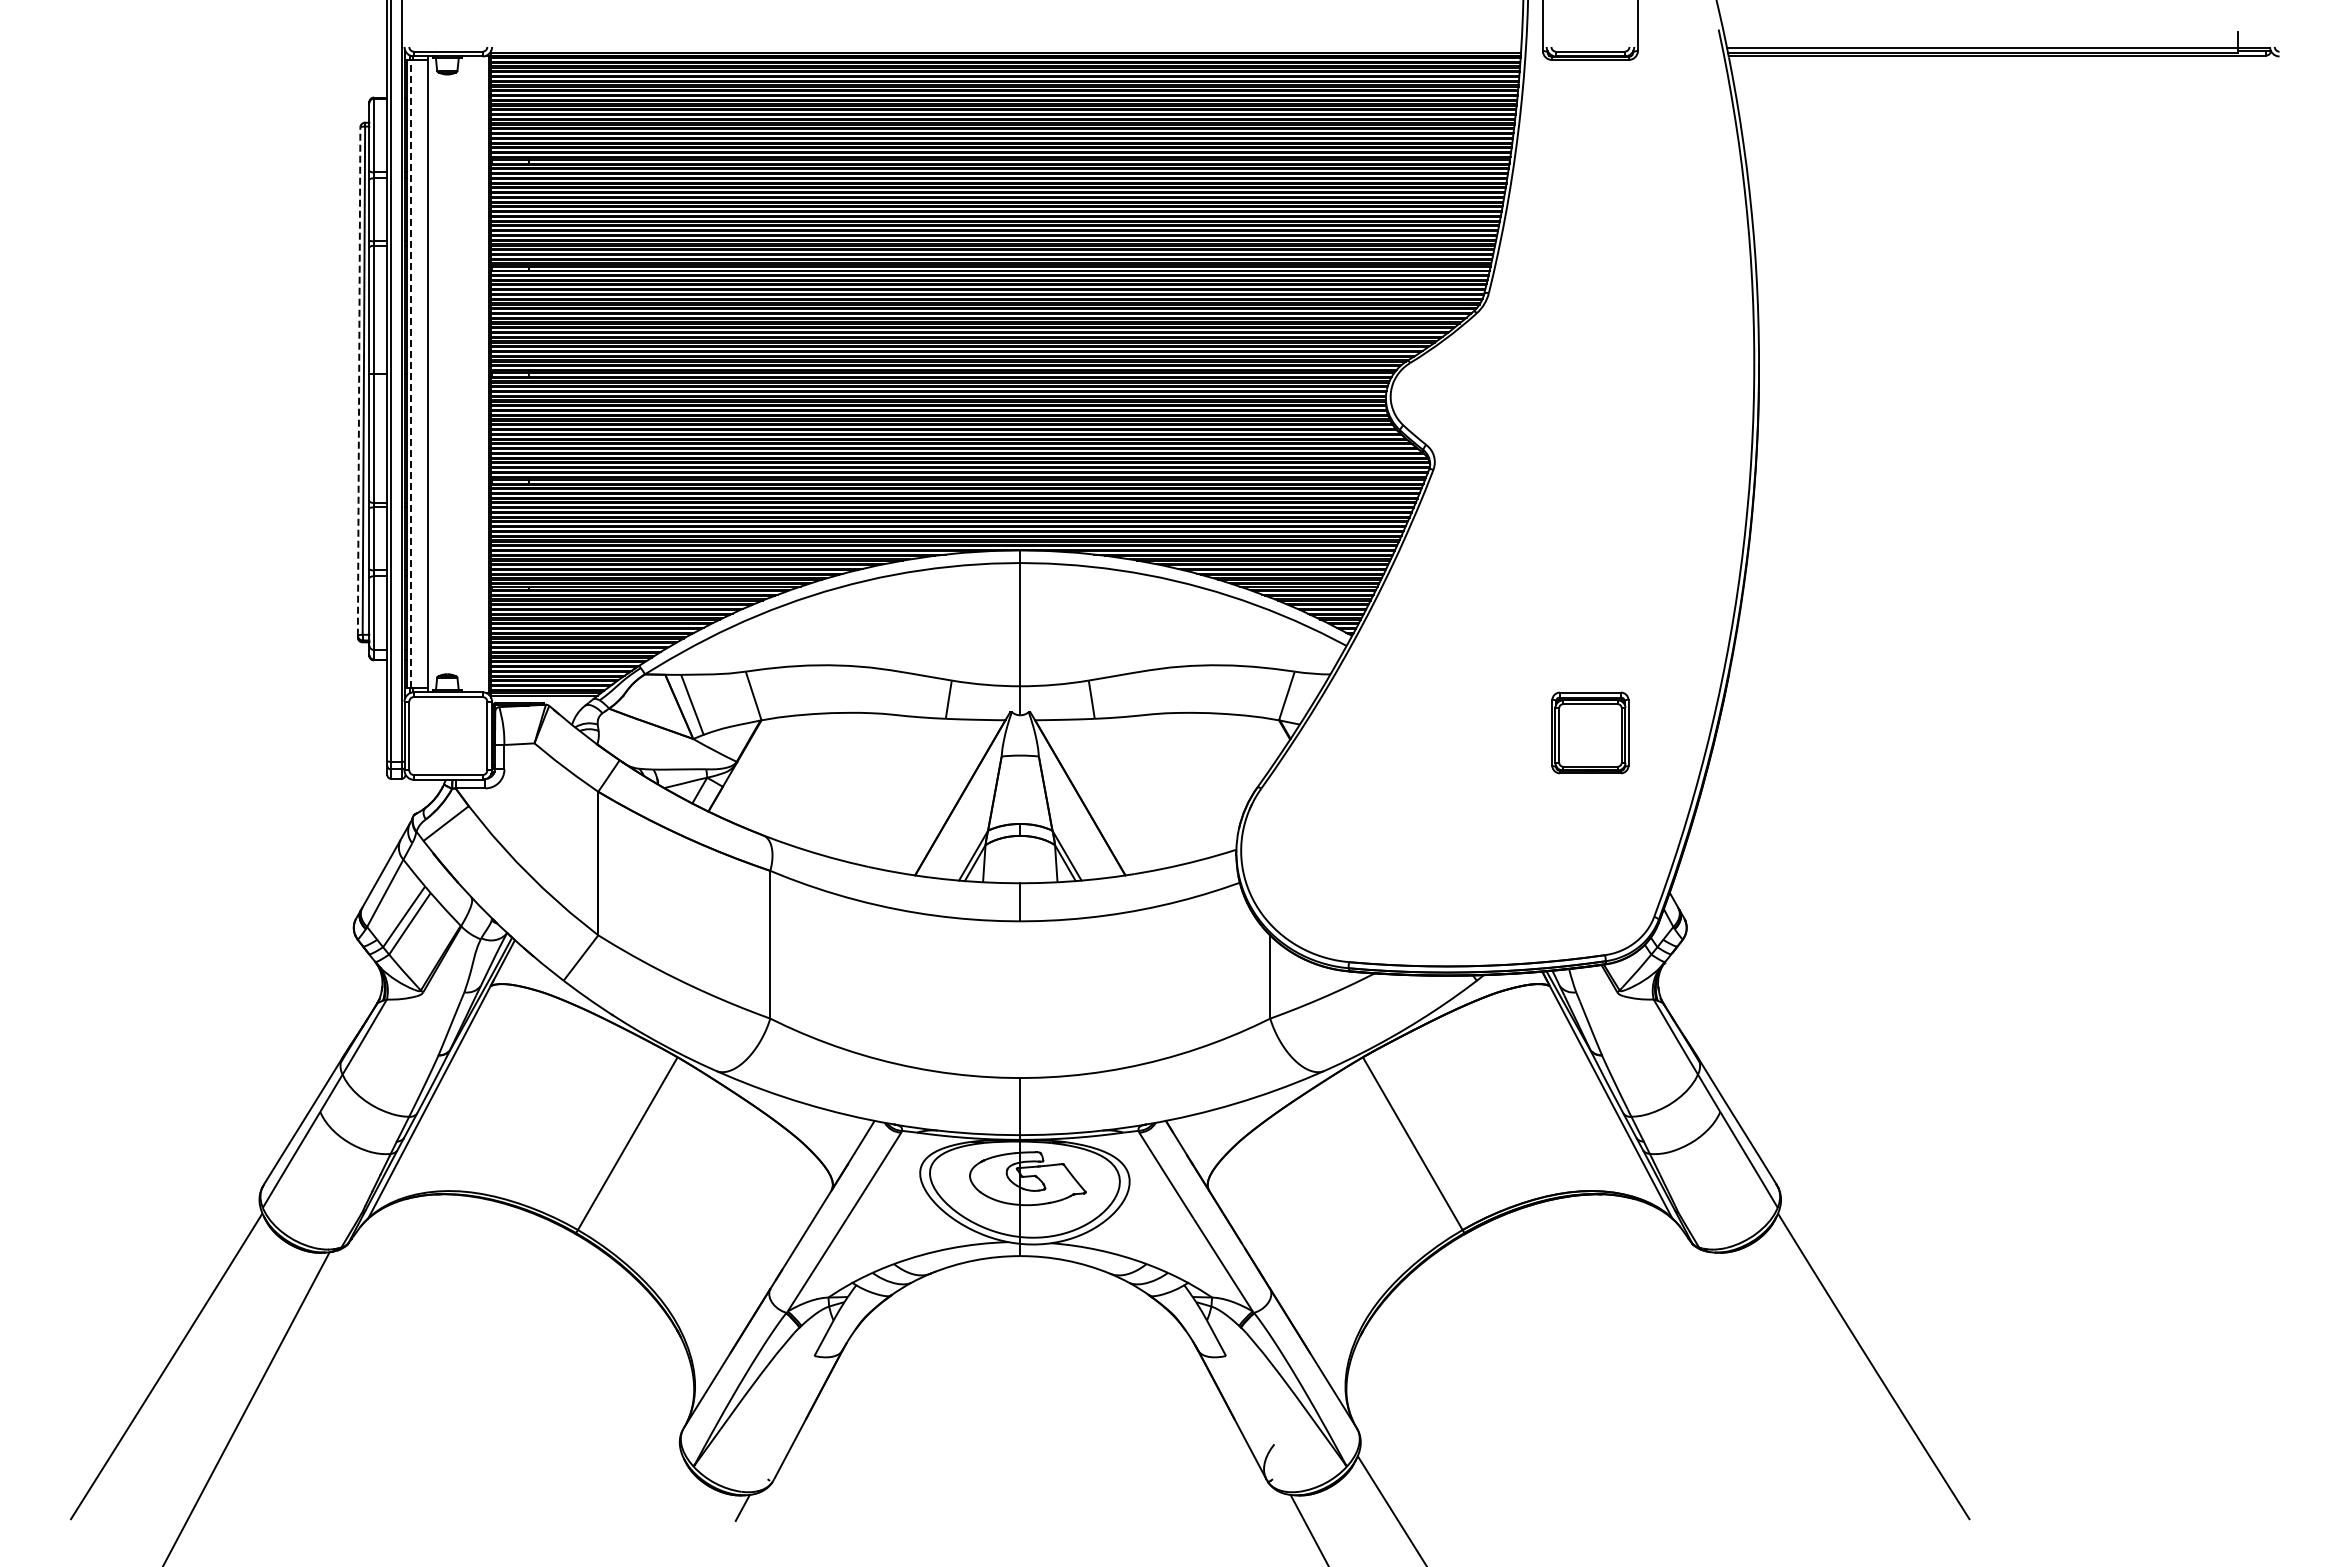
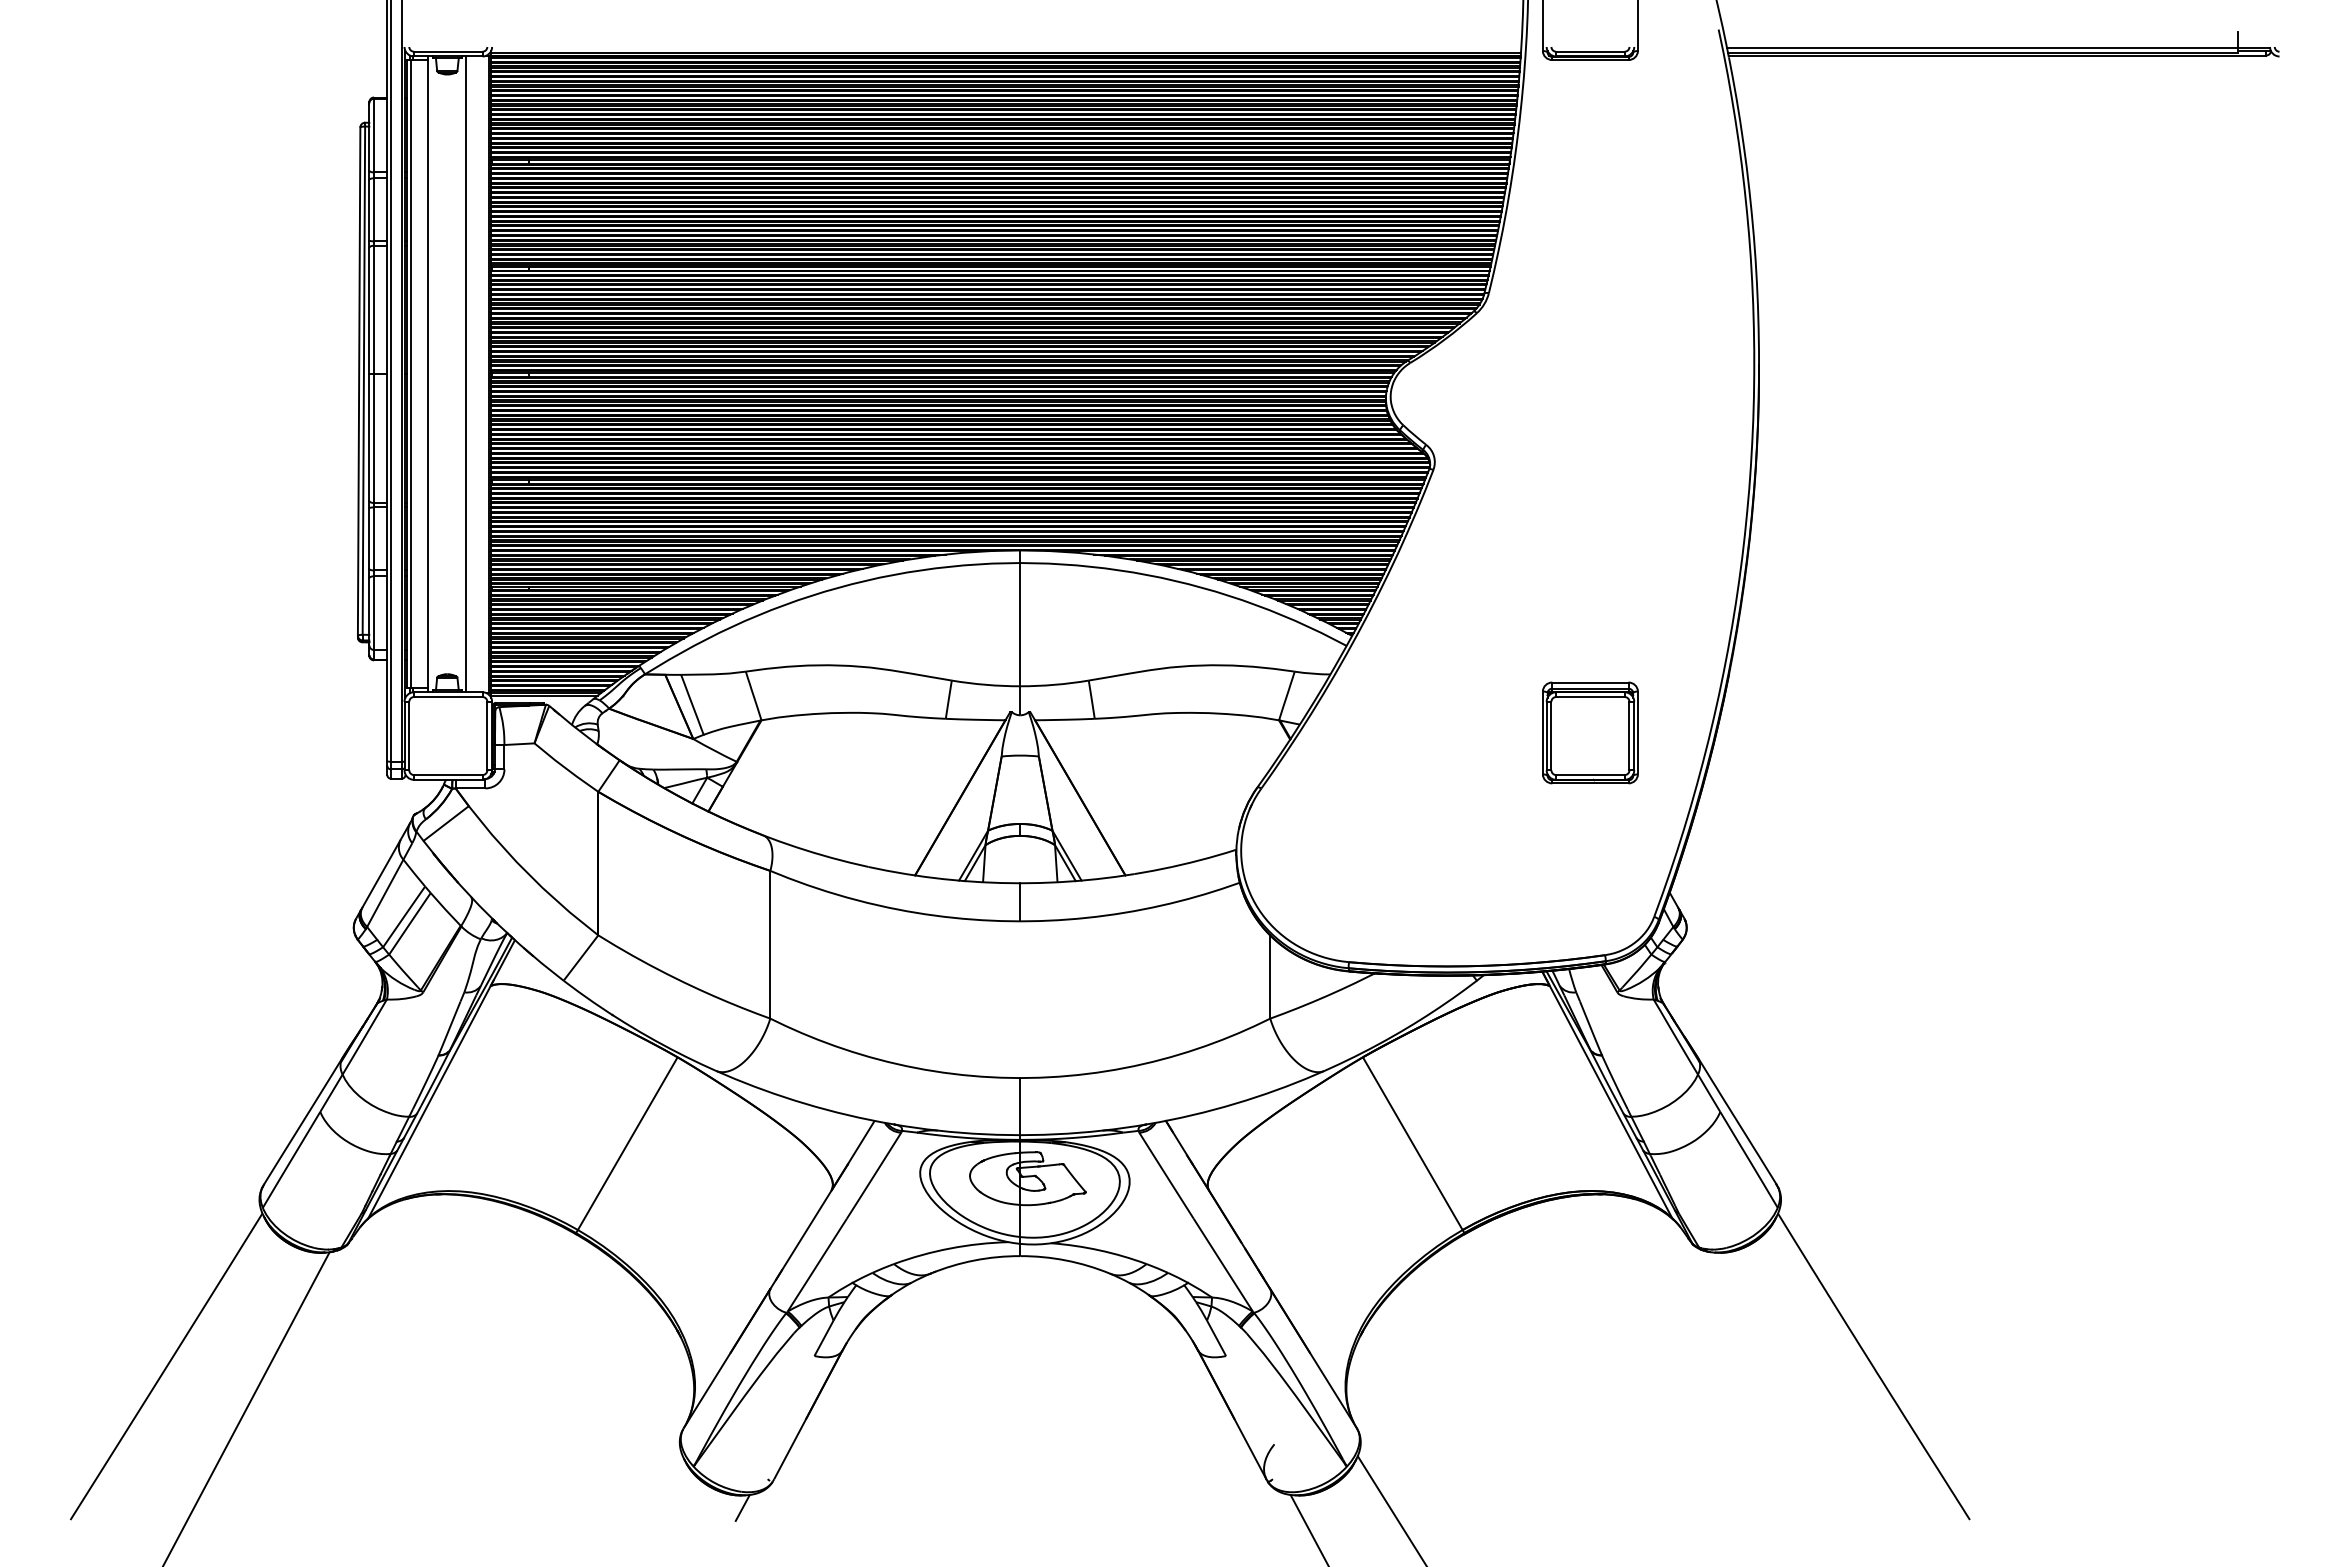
line: dashed -> solid (411, 373)
line: none -> present (466, 374)
line: dashed -> solid (359, 381)
part size: 79x84 px -> 97x104 px (1590, 732)
